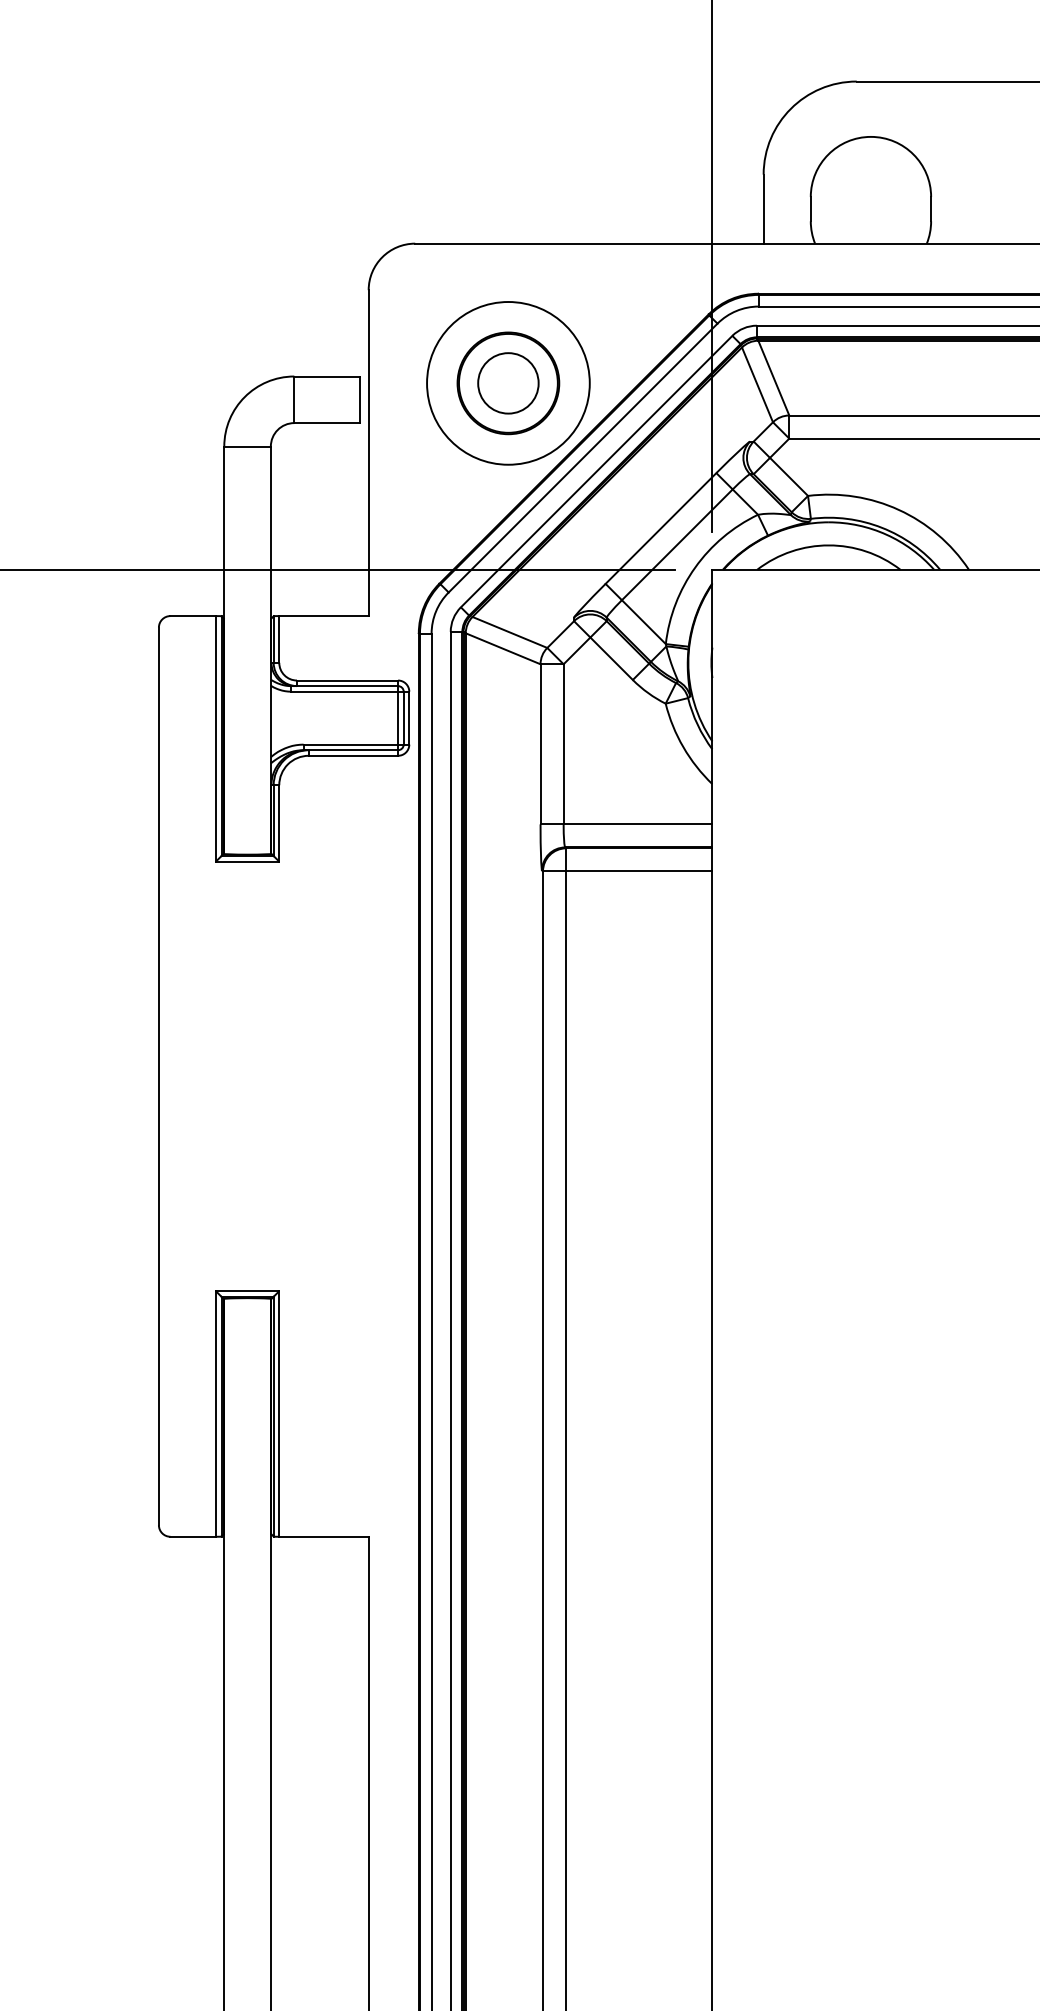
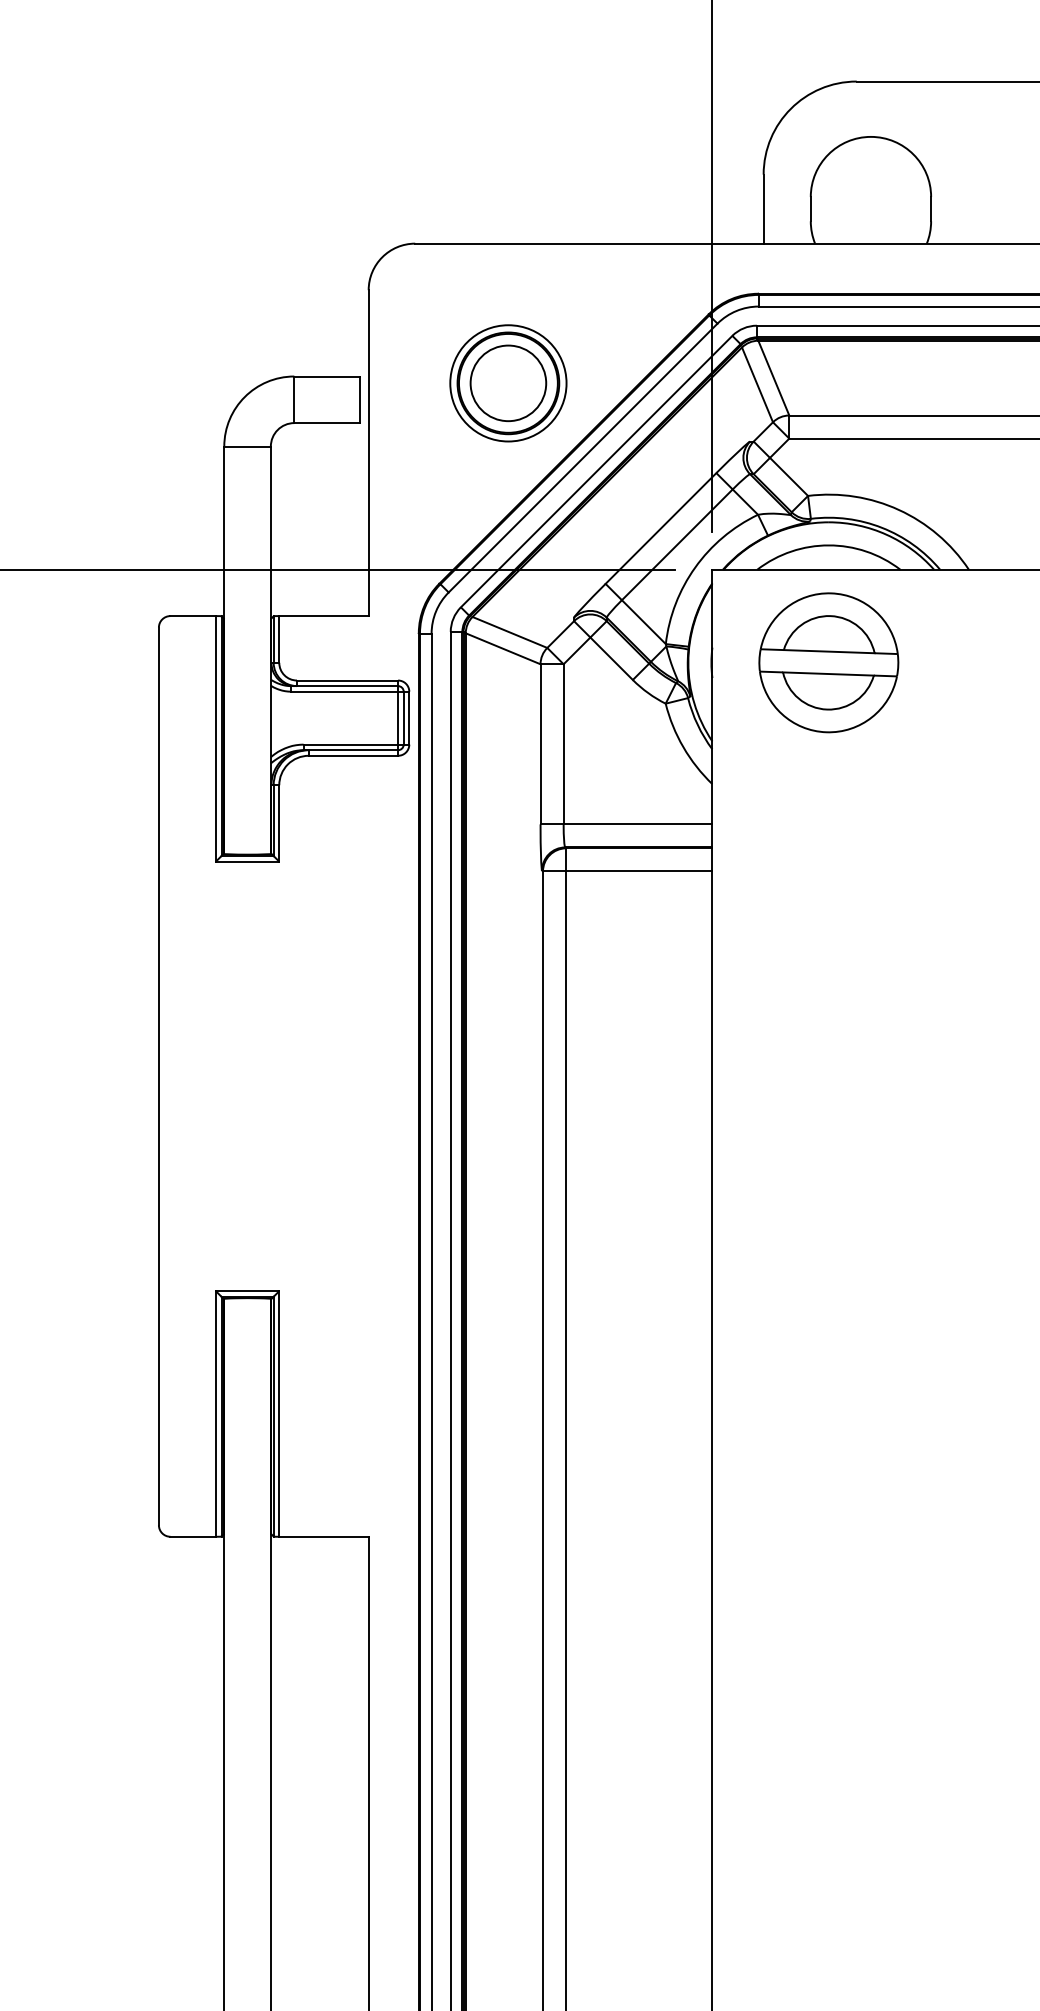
circle diameter: 163 px -> 116 px (508, 383)
circle diameter: 60 px -> 76 px (508, 383)
part: none -> present (828, 662)
